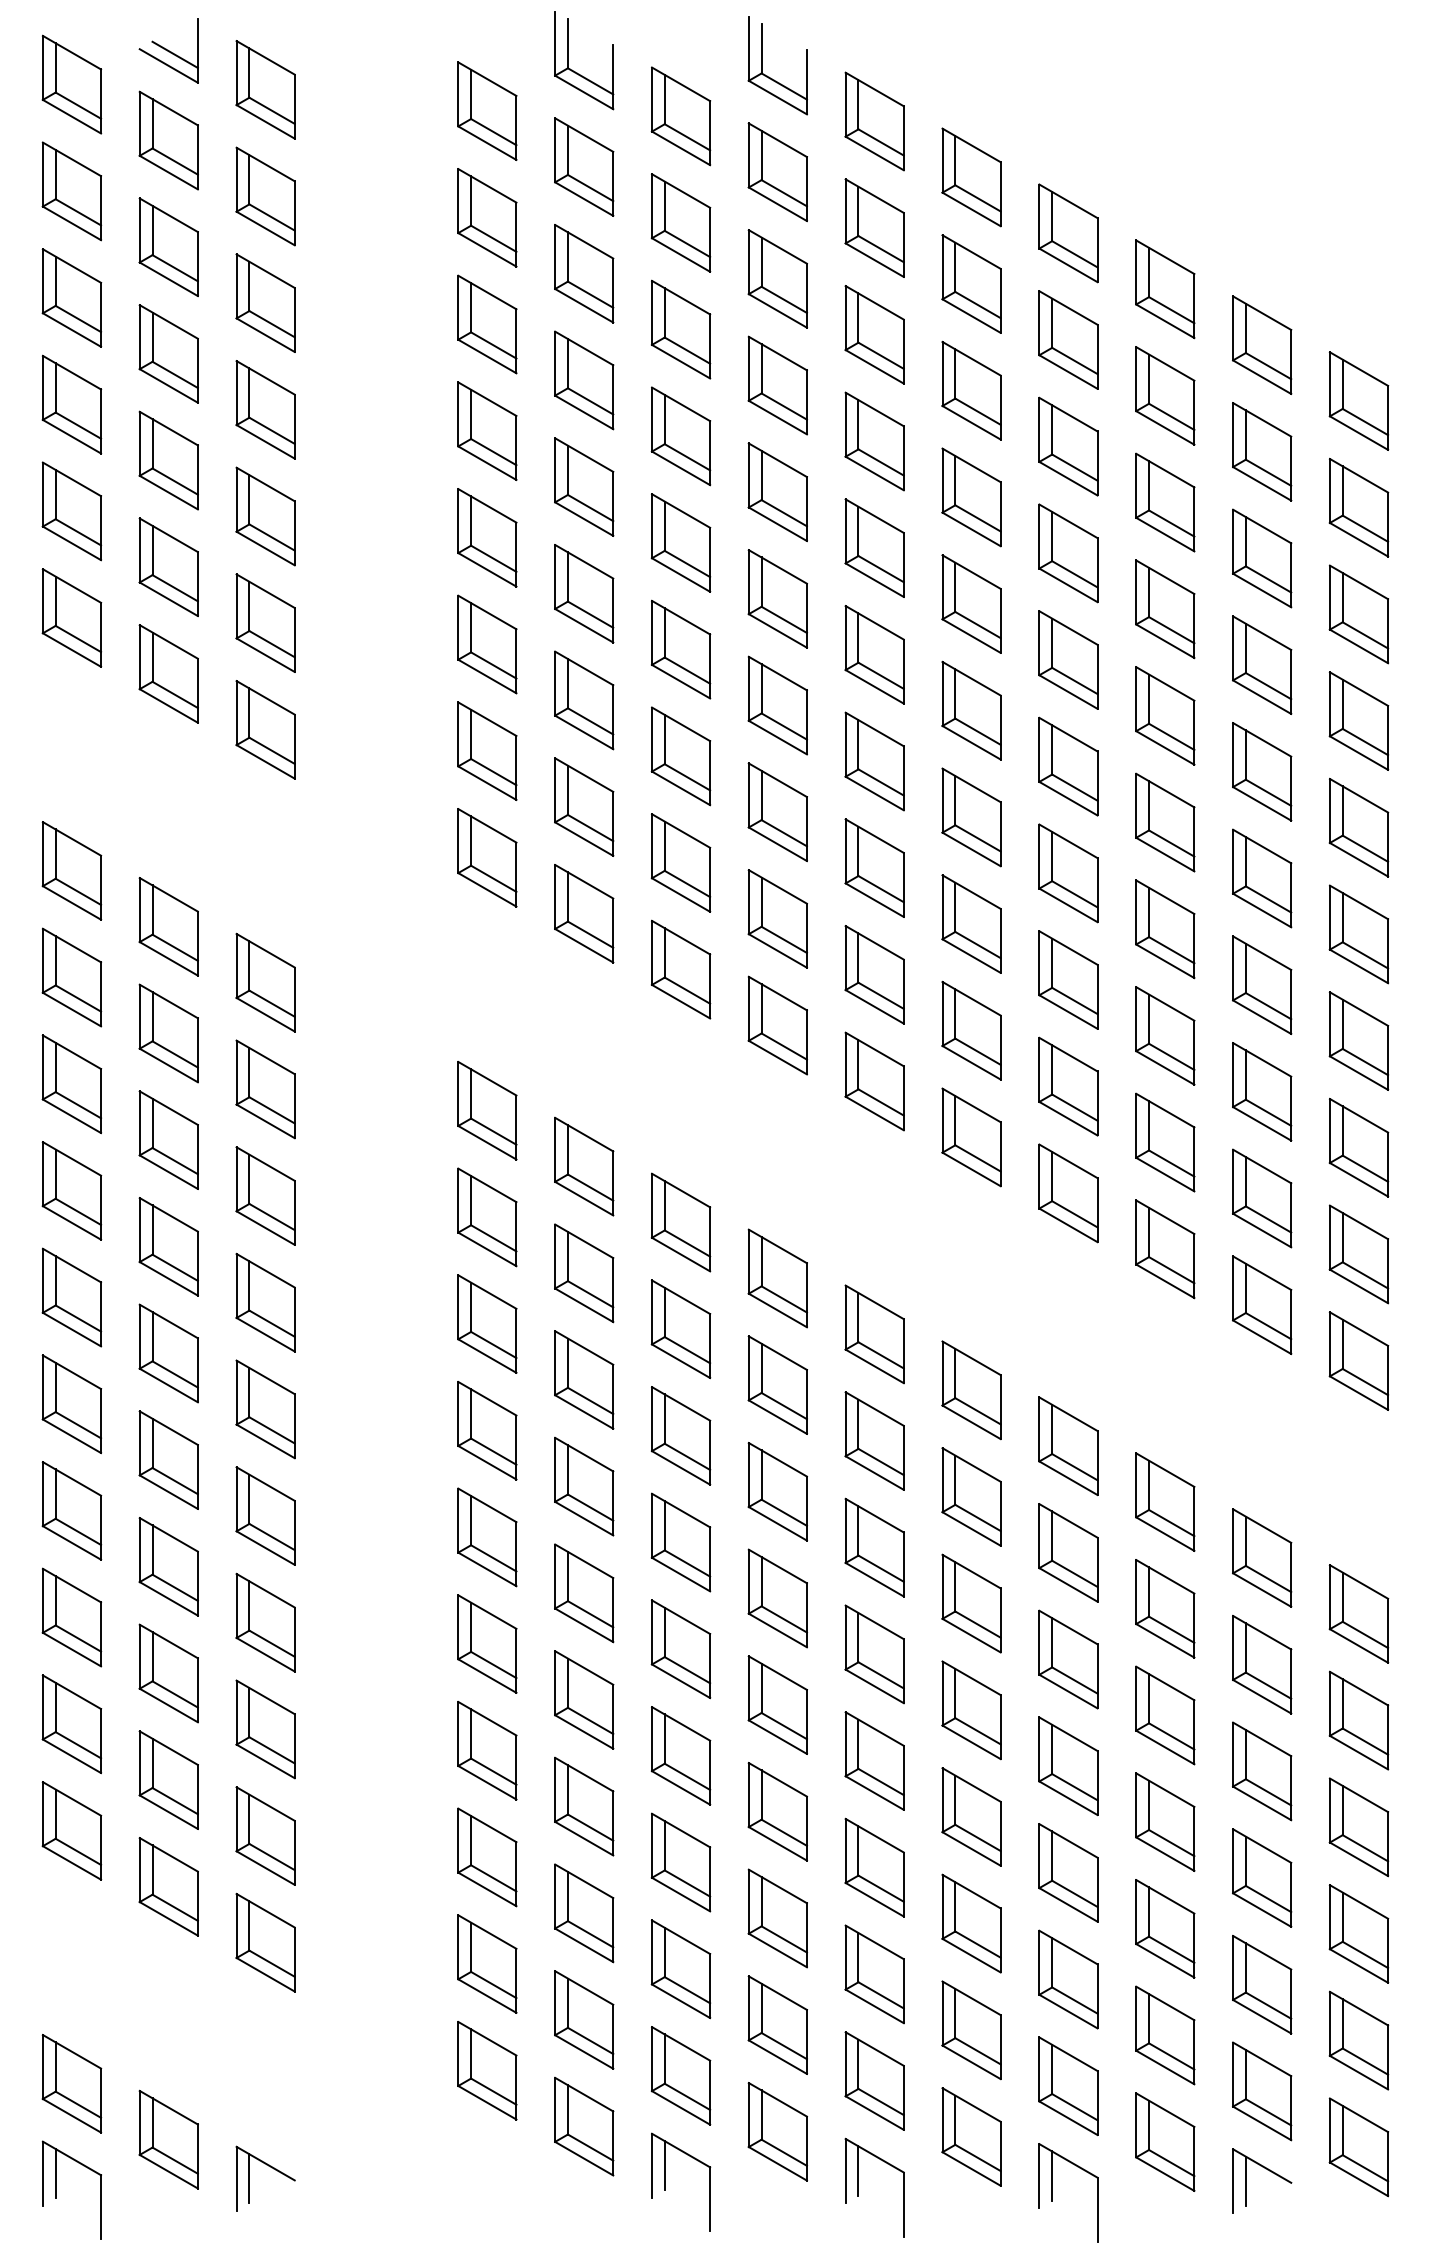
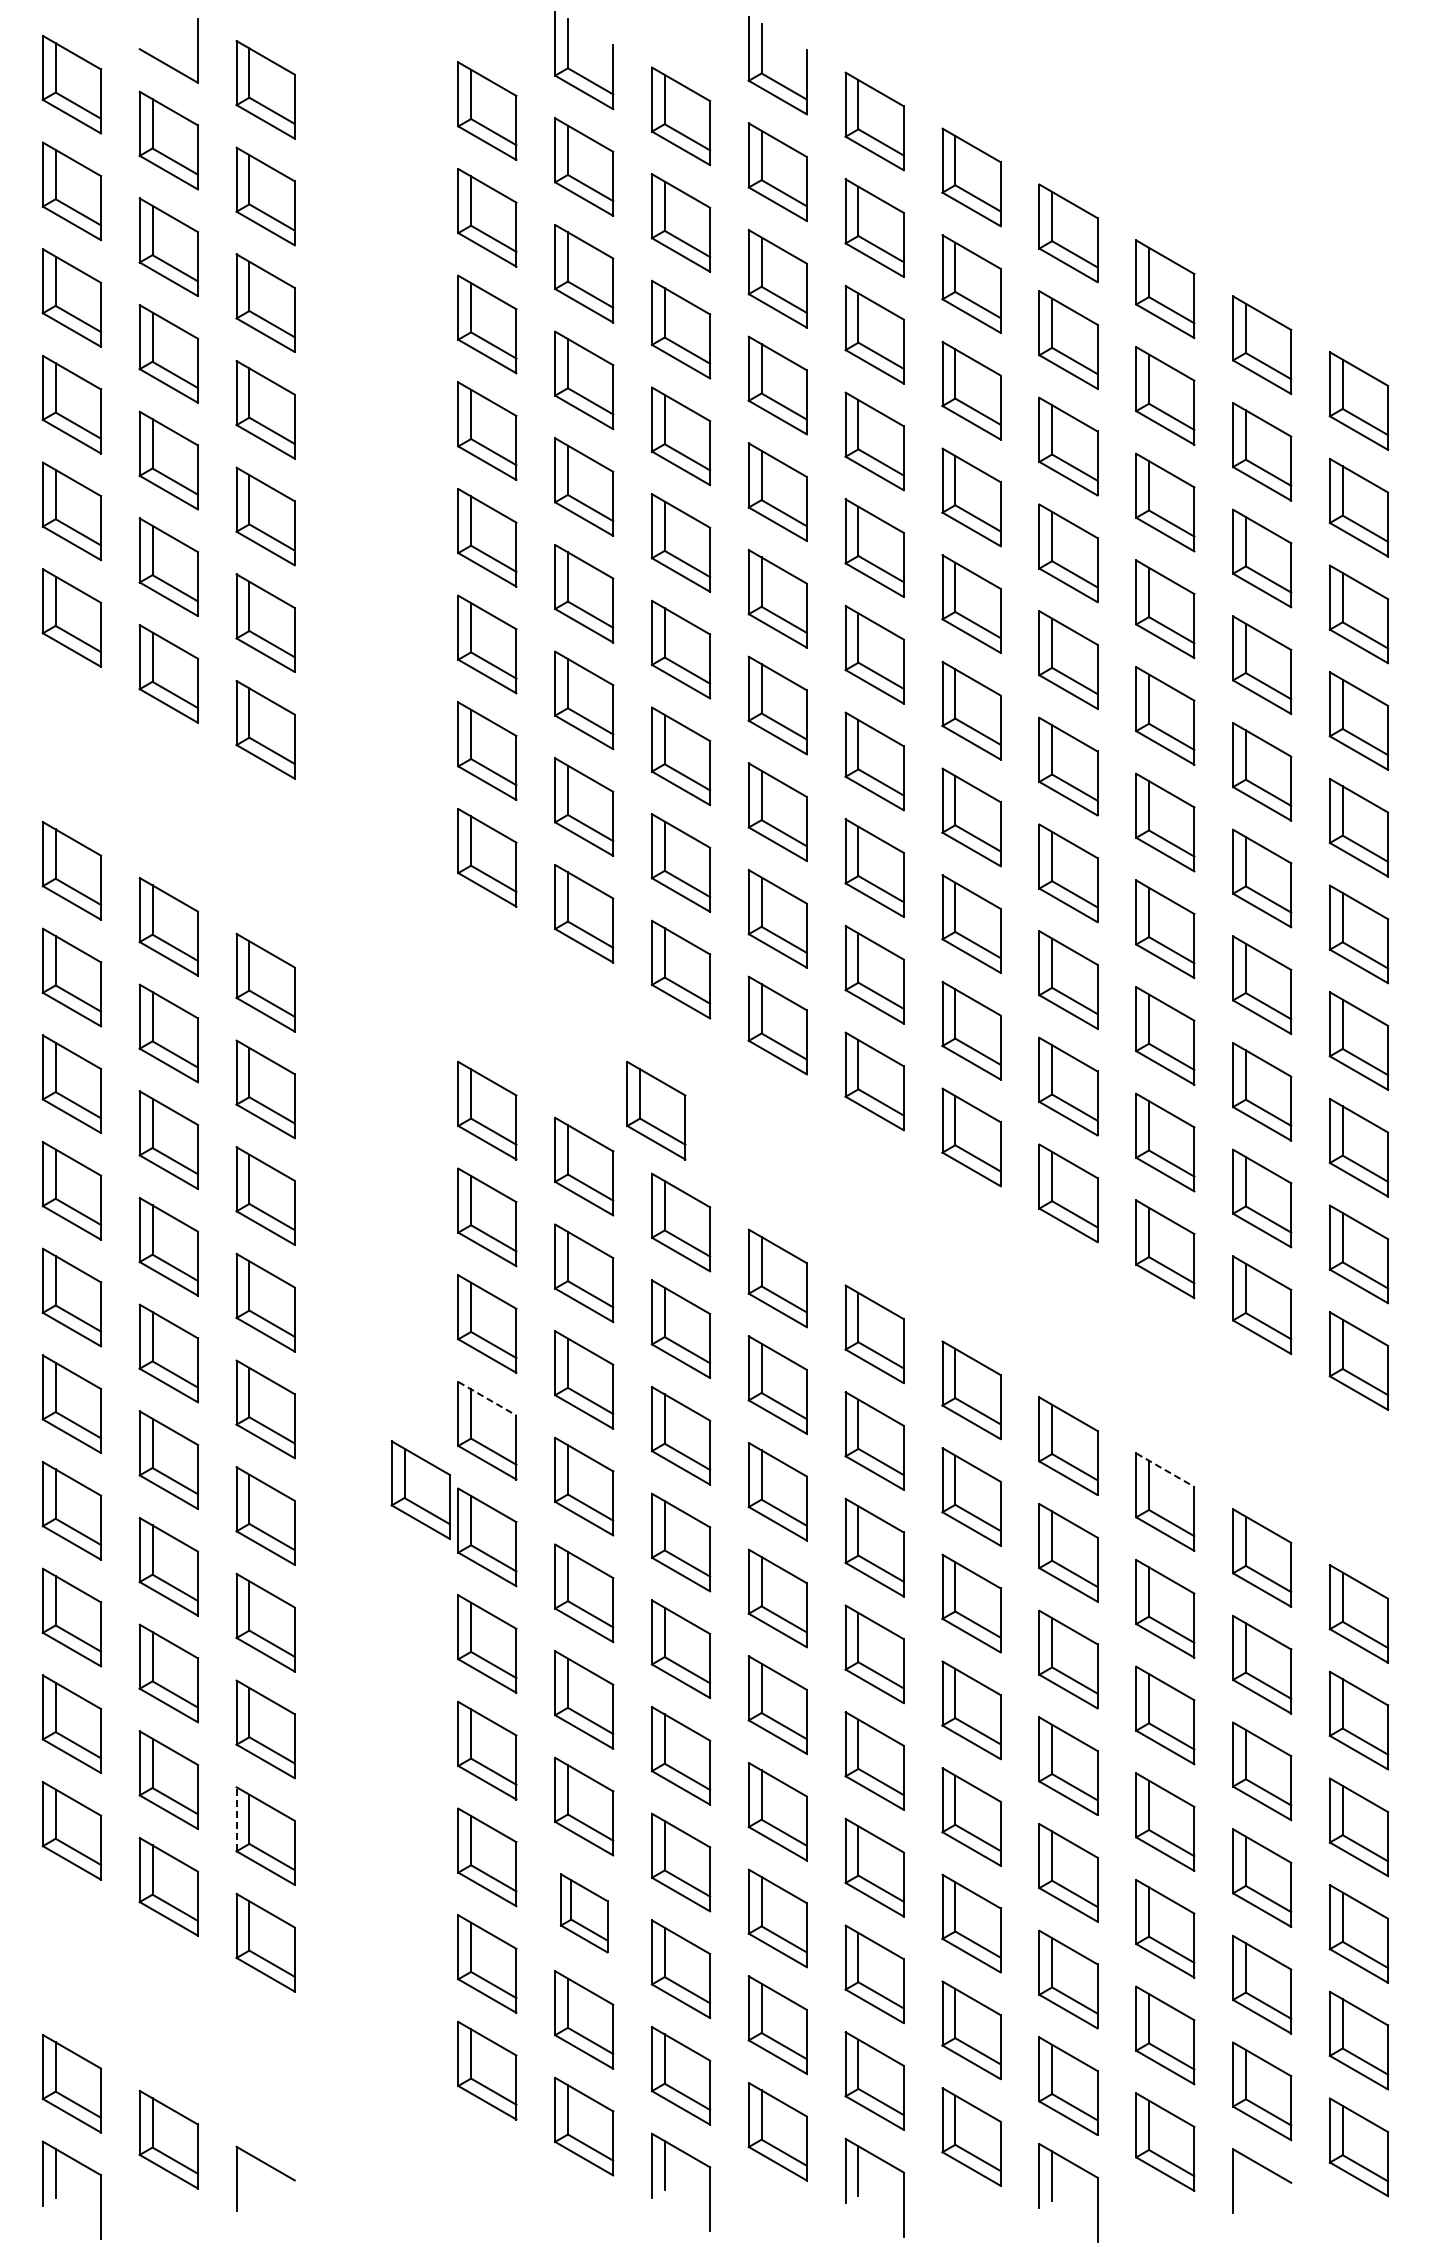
line: present -> none (174, 54)
part: none -> present (656, 1110)
line: solid -> dashed (487, 1398)
line: solid -> dashed (1165, 1470)
part: none -> present (420, 1489)
line: solid -> dashed (236, 1818)
part size: 61x101 px -> 50x81 px (583, 1913)
line: present -> none (249, 2178)
line: present -> none (1245, 2180)
